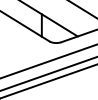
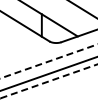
line: solid -> dashed (49, 61)
line: solid -> dashed (49, 81)
